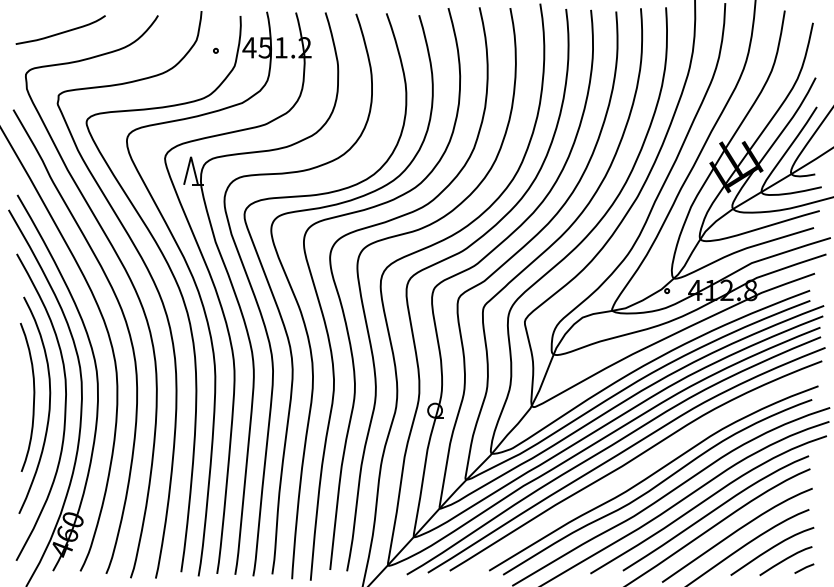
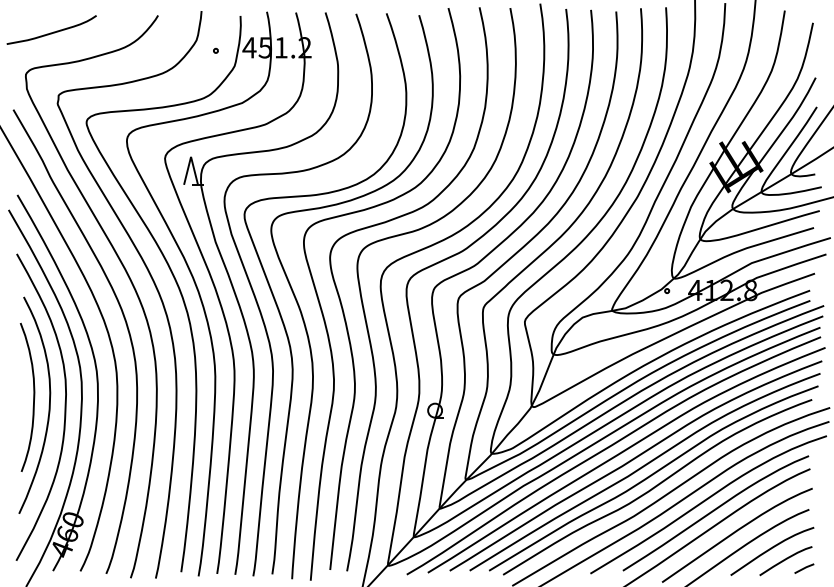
curve position: (62, 31) -> (53, 31) (53, 31)
curve: none -> present (642, 468)
